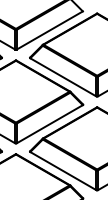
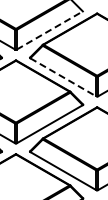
line: solid -> dashed (50, 30)
line: solid -> dashed (63, 77)
